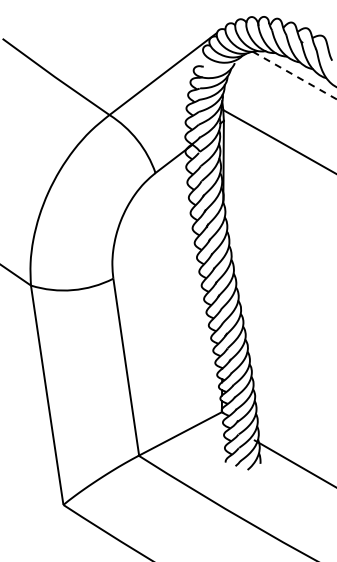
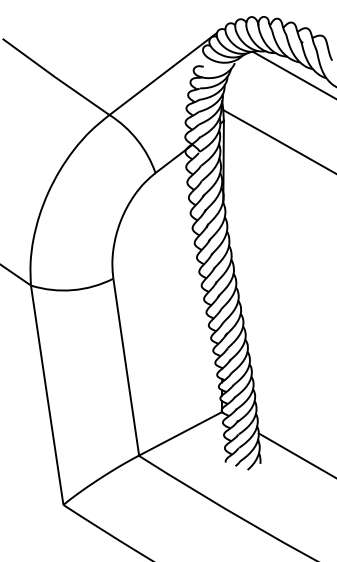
line: dashed -> solid (294, 75)
line position: (293, 463) -> (295, 454) (295, 454)
